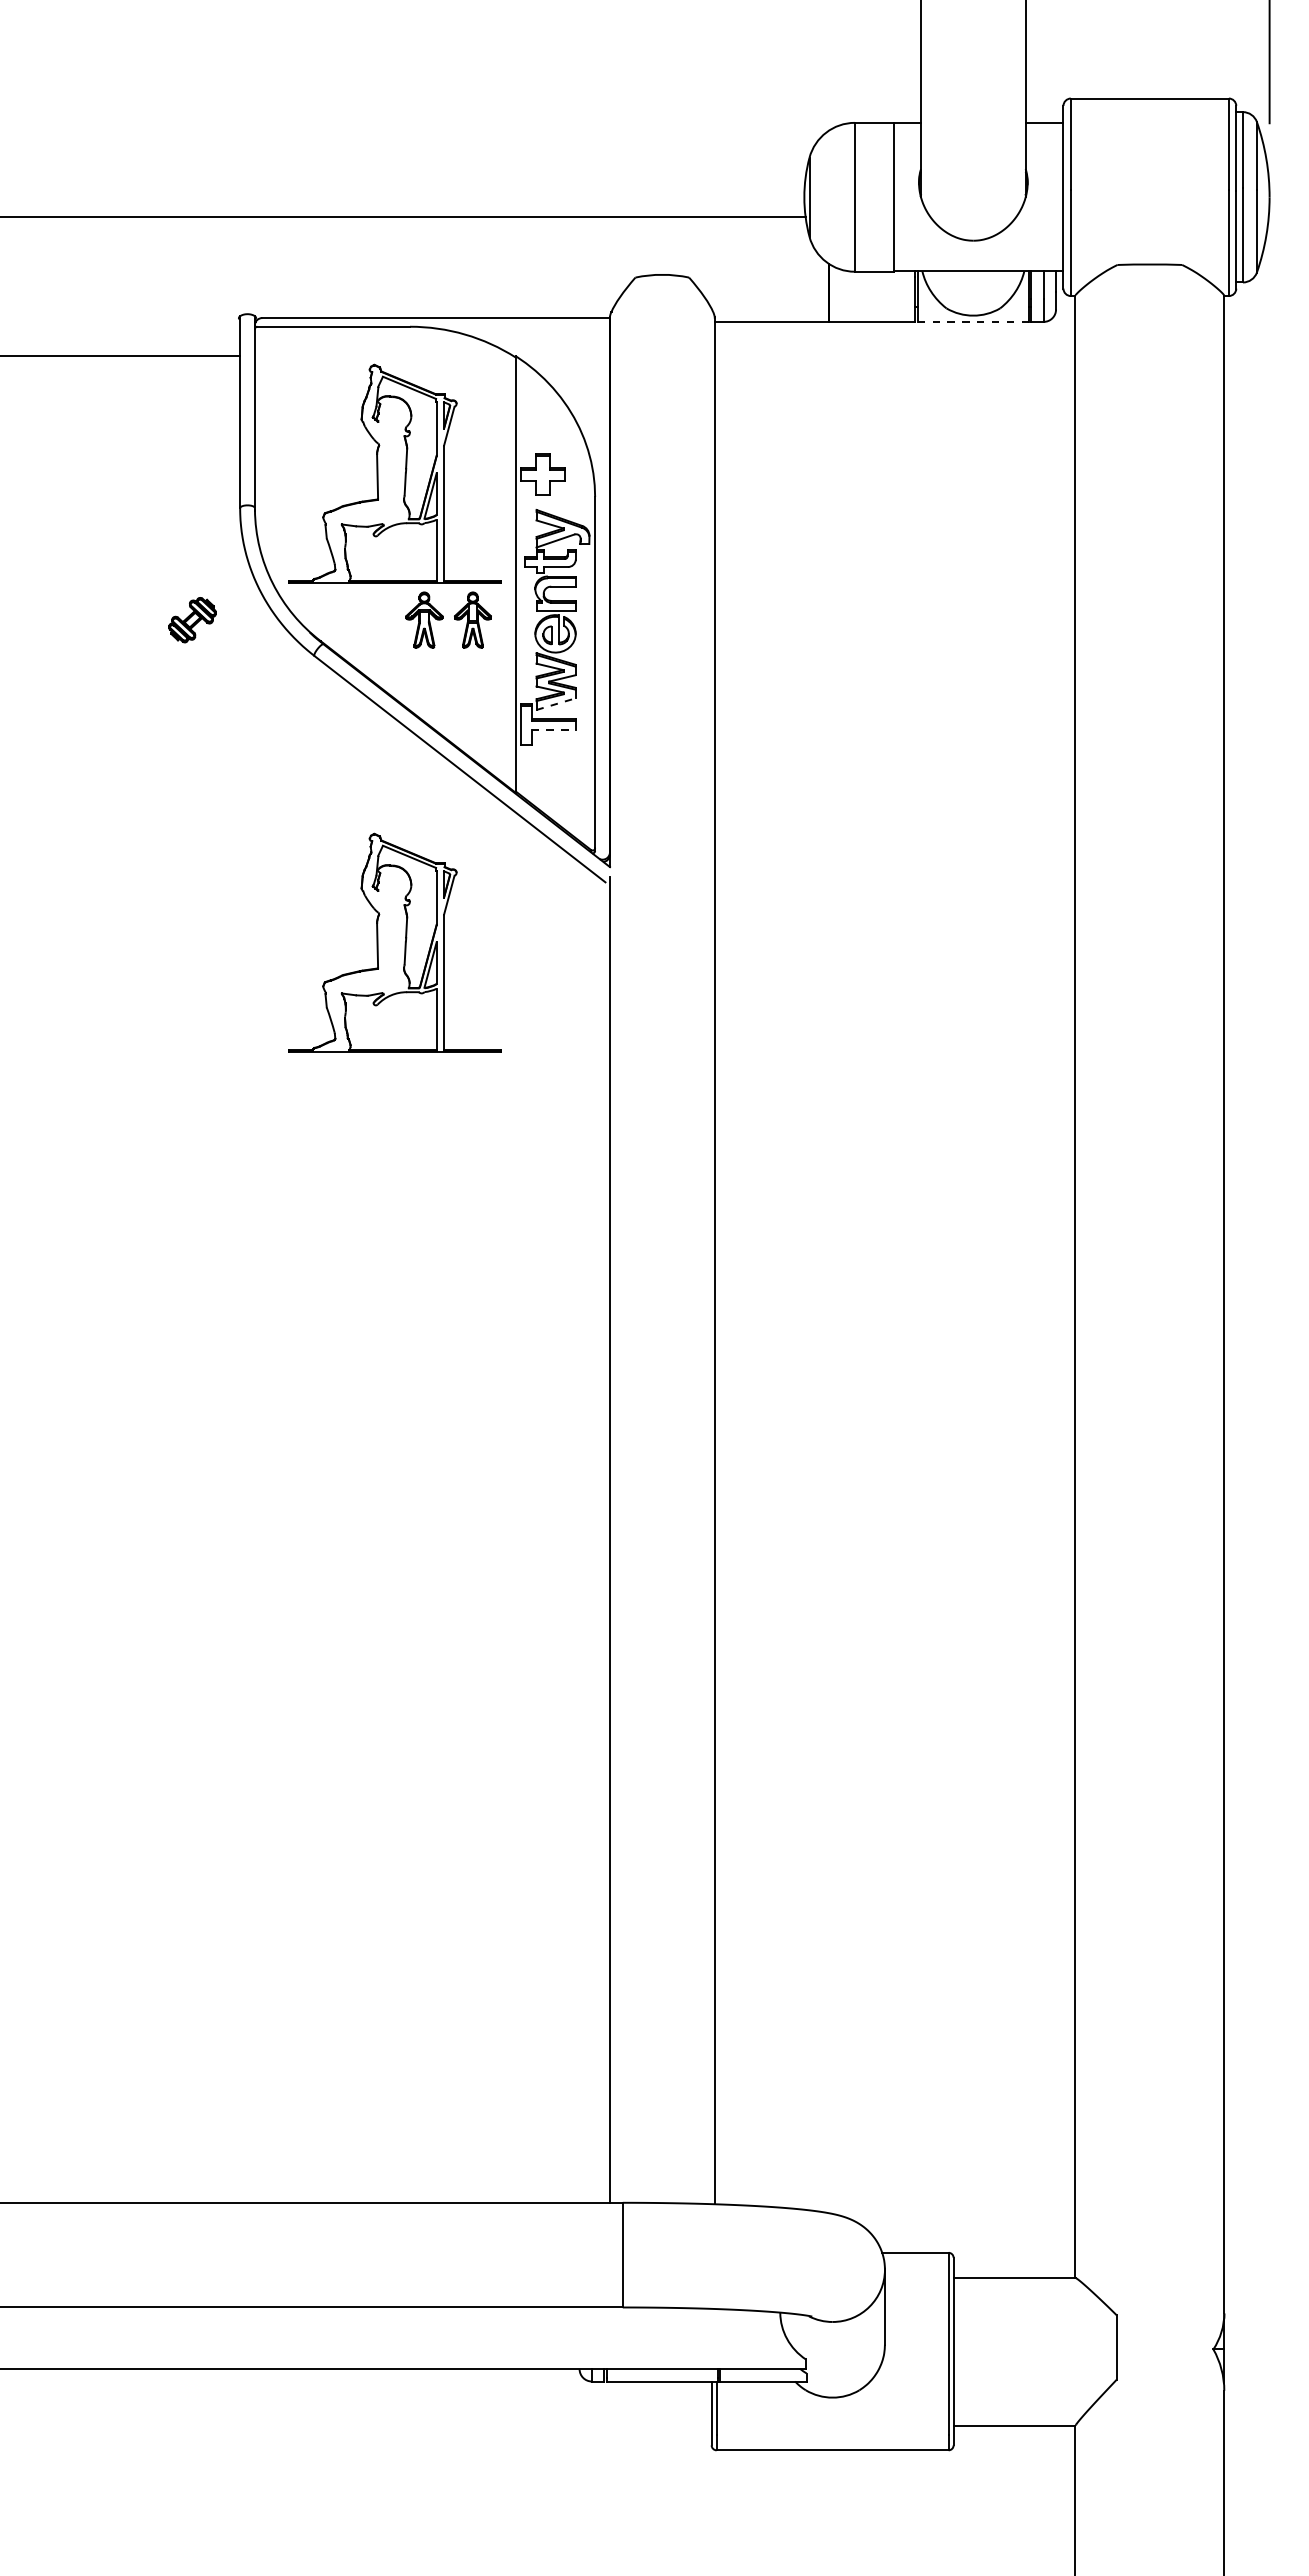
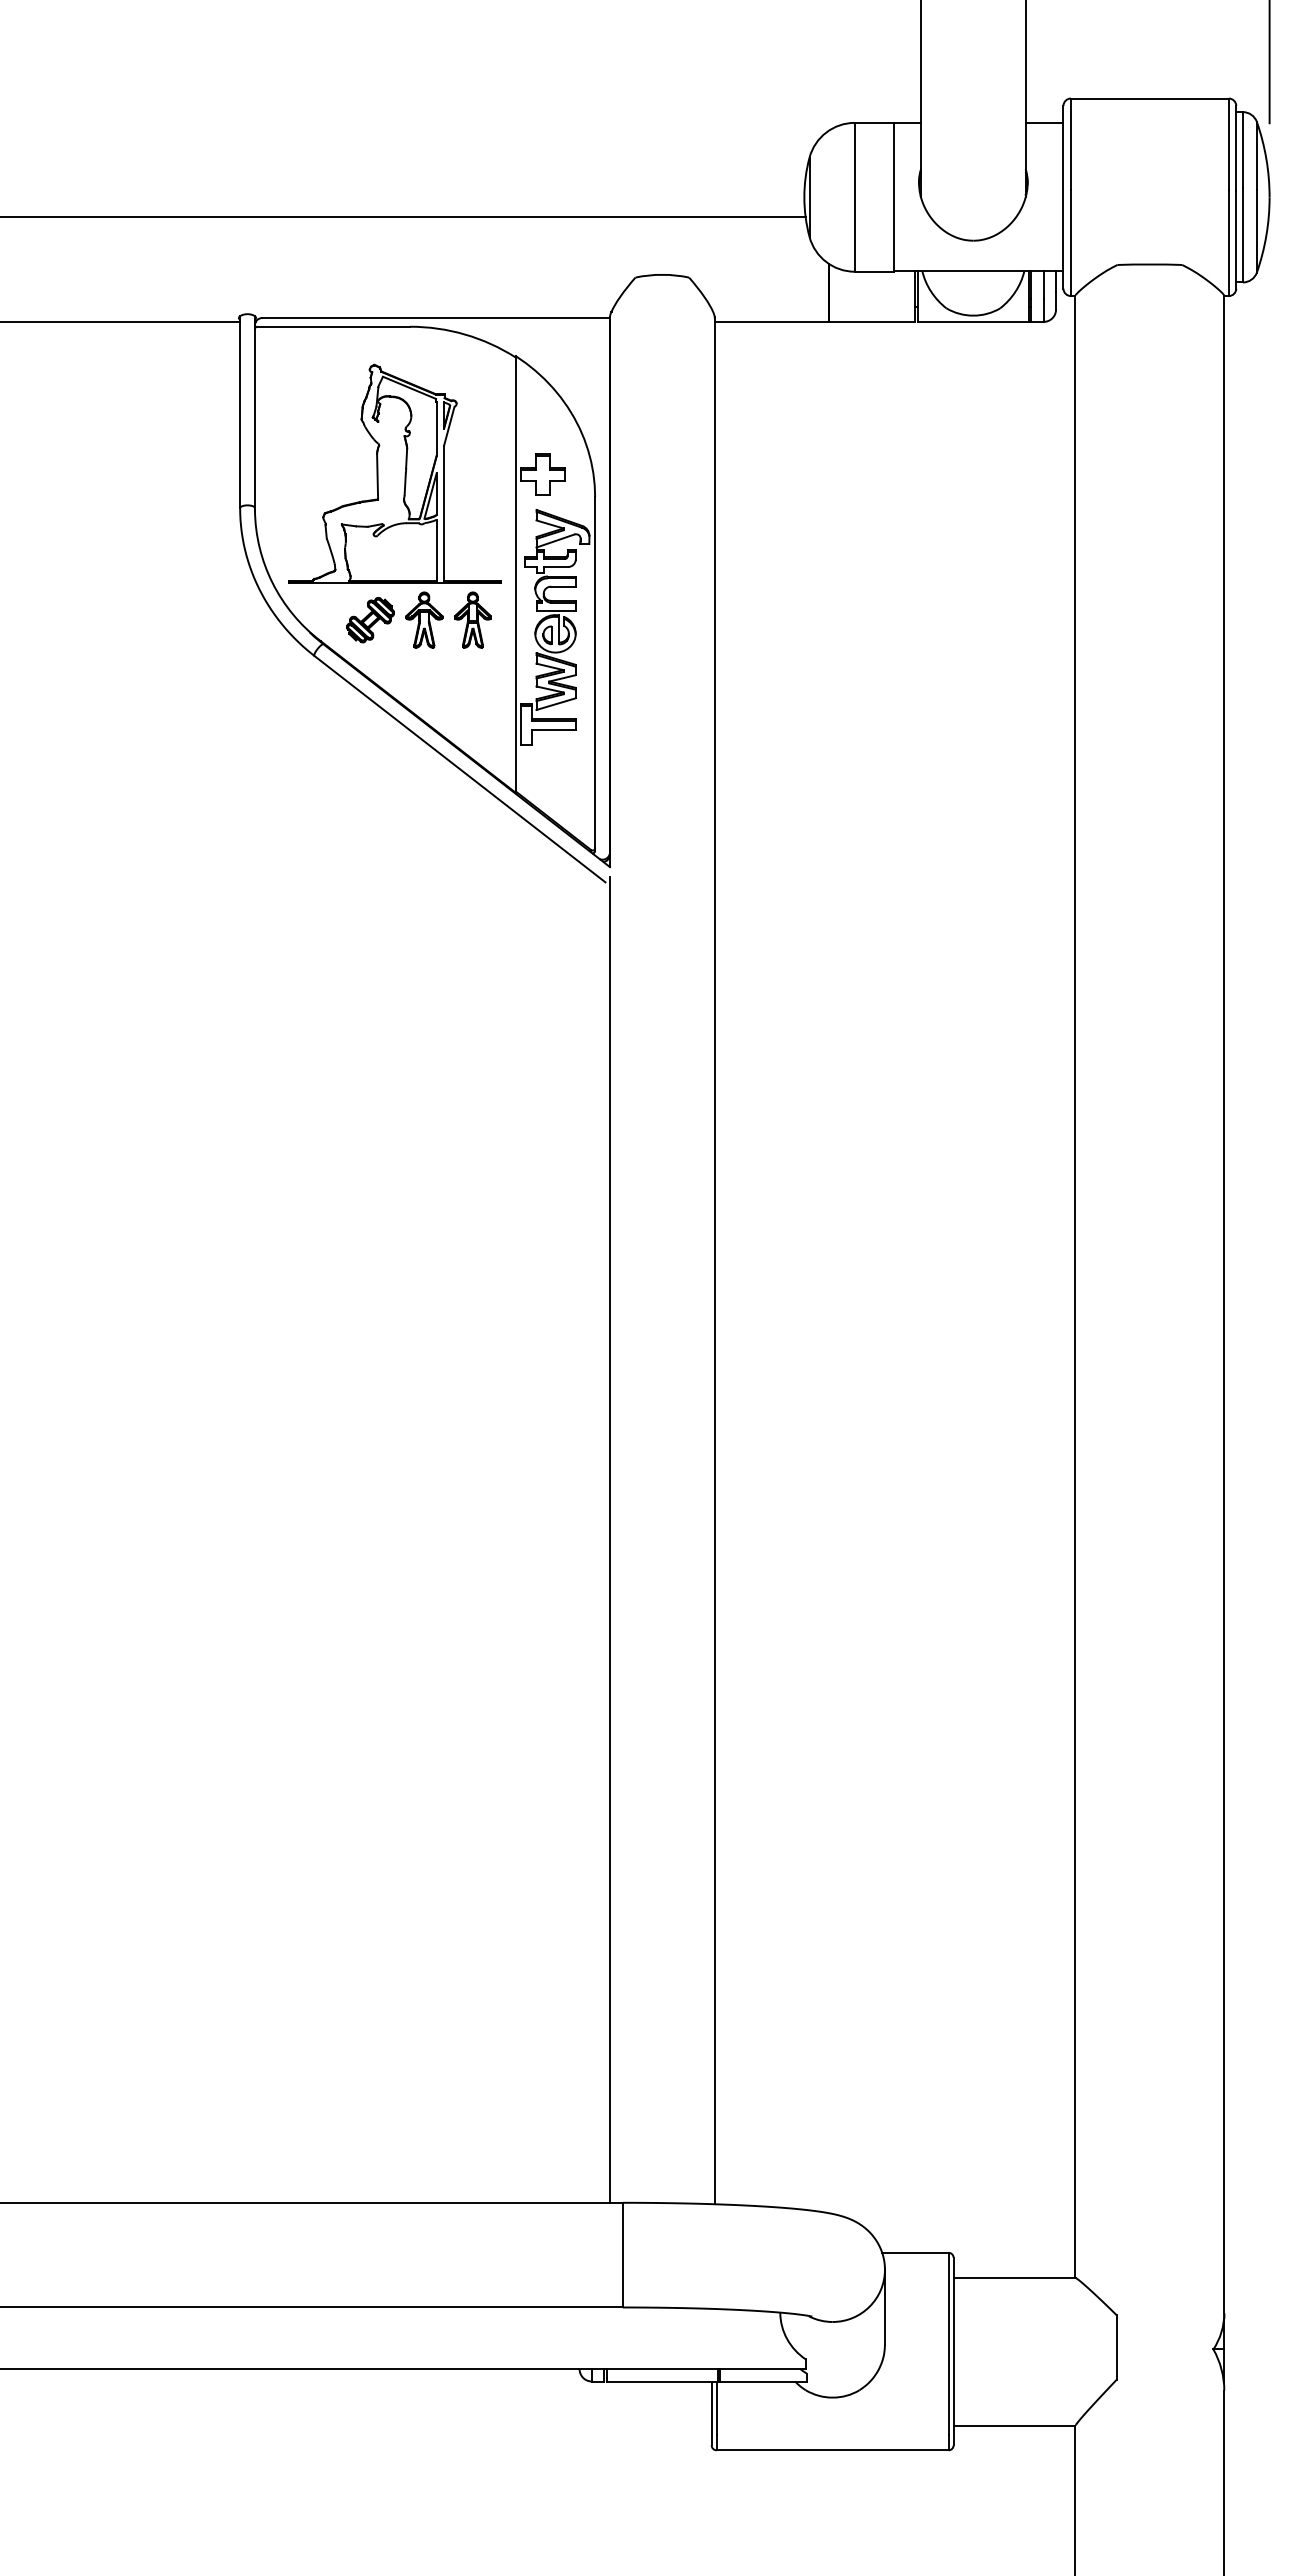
line: dashed -> solid (973, 321)
line position: (121, 355) -> (121, 321) (121, 321)
part position: (192, 620) -> (370, 620) (370, 620)
line: dashed -> solid (556, 703)
line: dashed -> solid (554, 730)
part: present -> none (394, 942)
